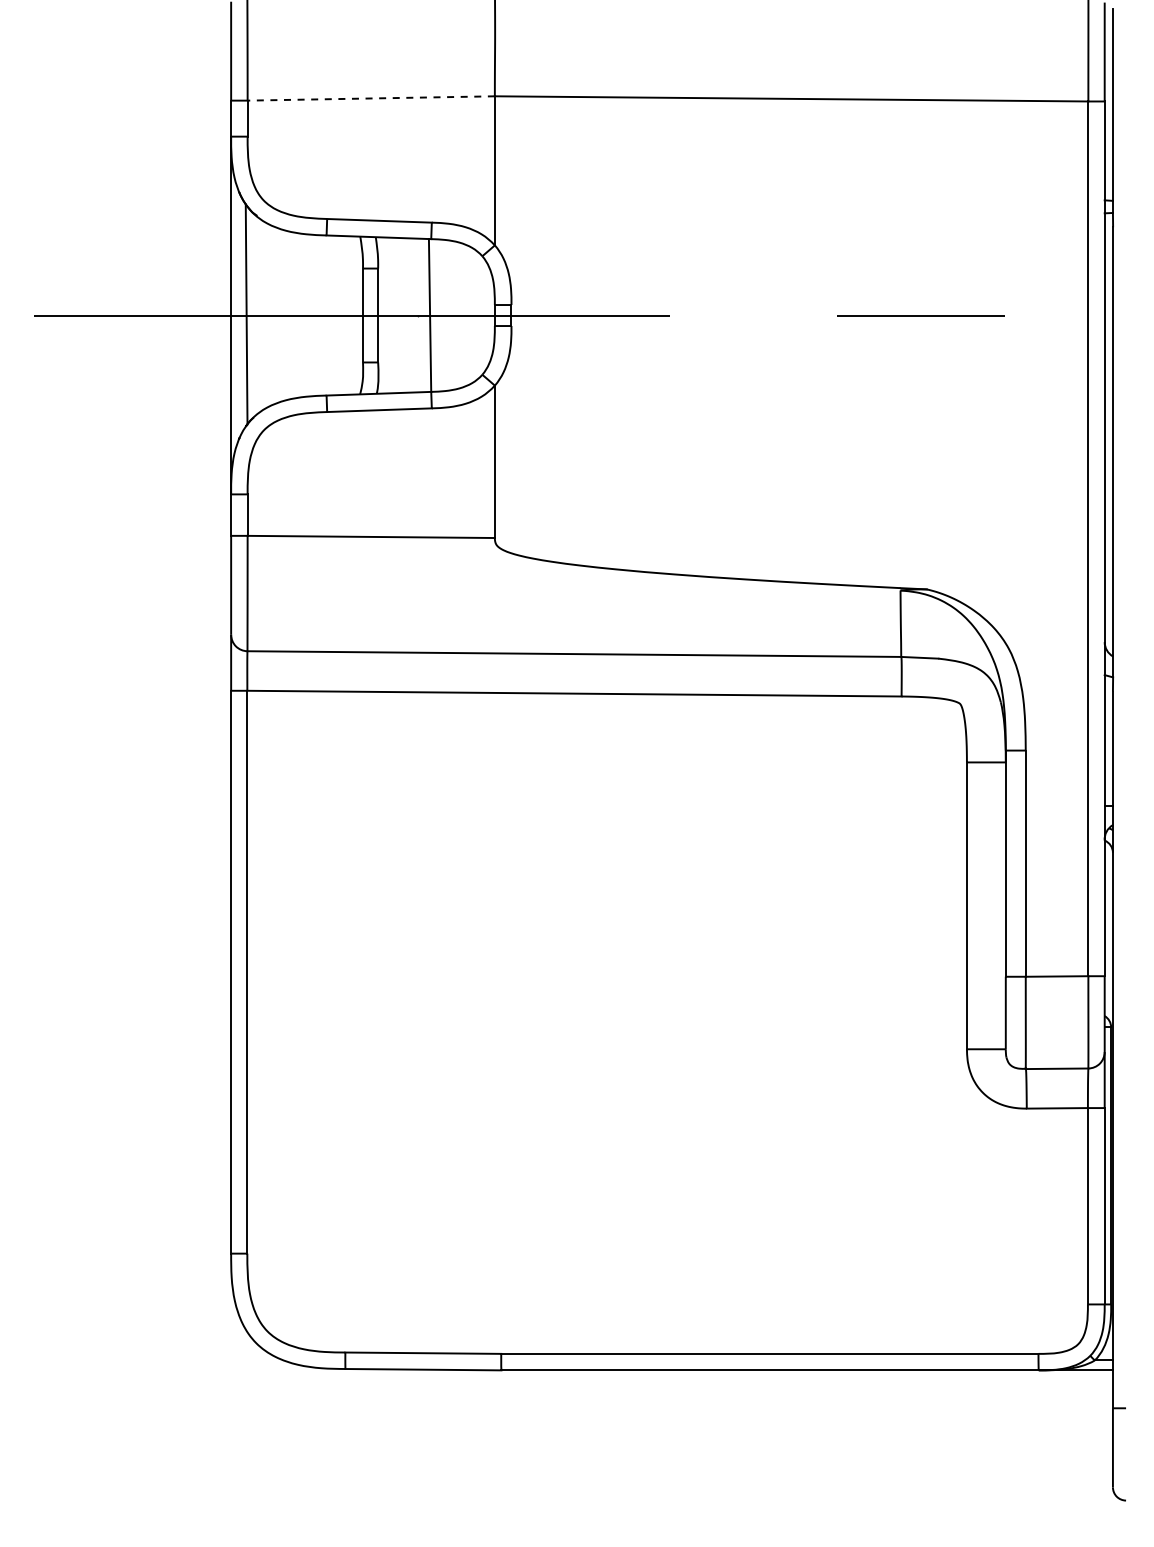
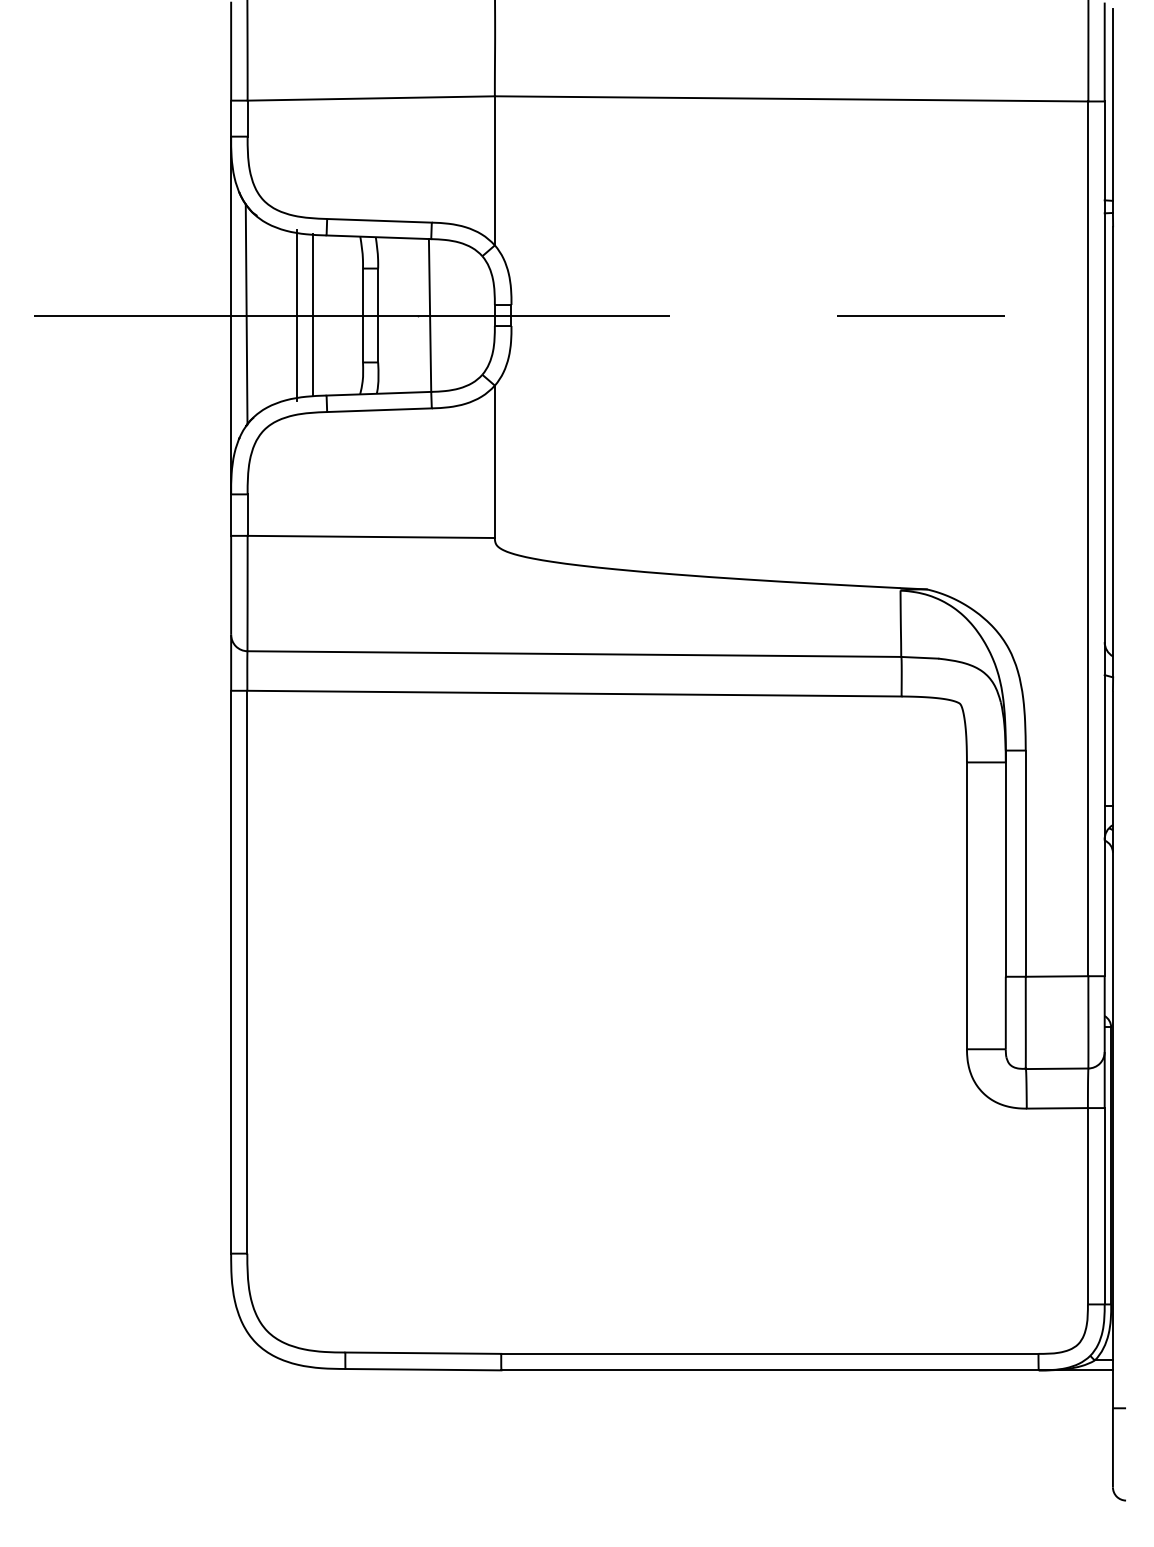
line: dashed -> solid (371, 98)
line: none -> present (297, 315)
line: none -> present (313, 315)
